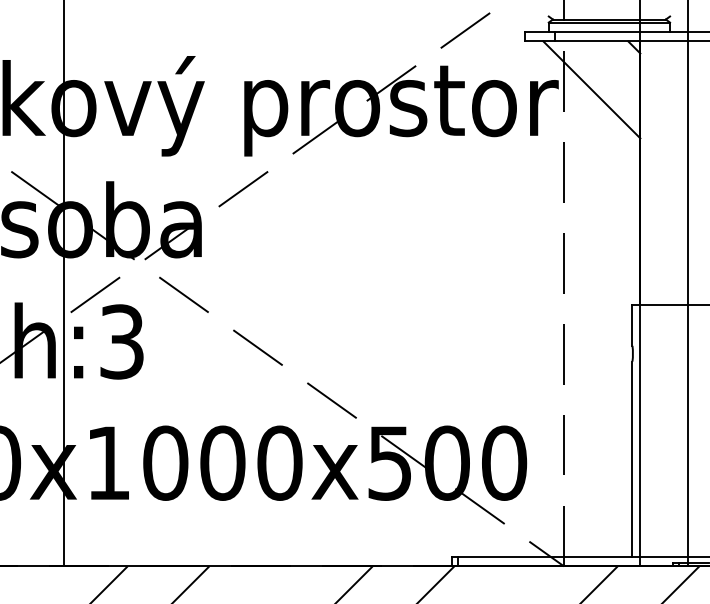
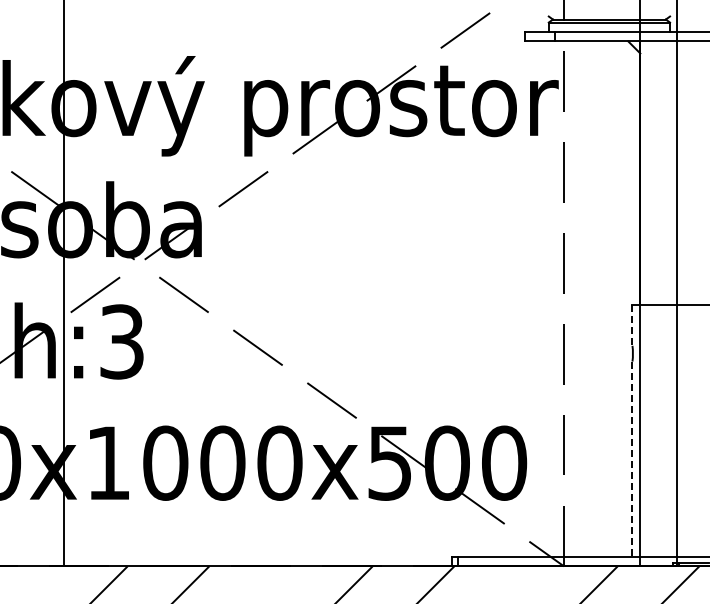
line: present -> none (591, 89)
line position: (688, 284) -> (677, 284) (677, 284)
line: solid -> dashed (632, 326)
line: solid -> dashed (632, 459)
